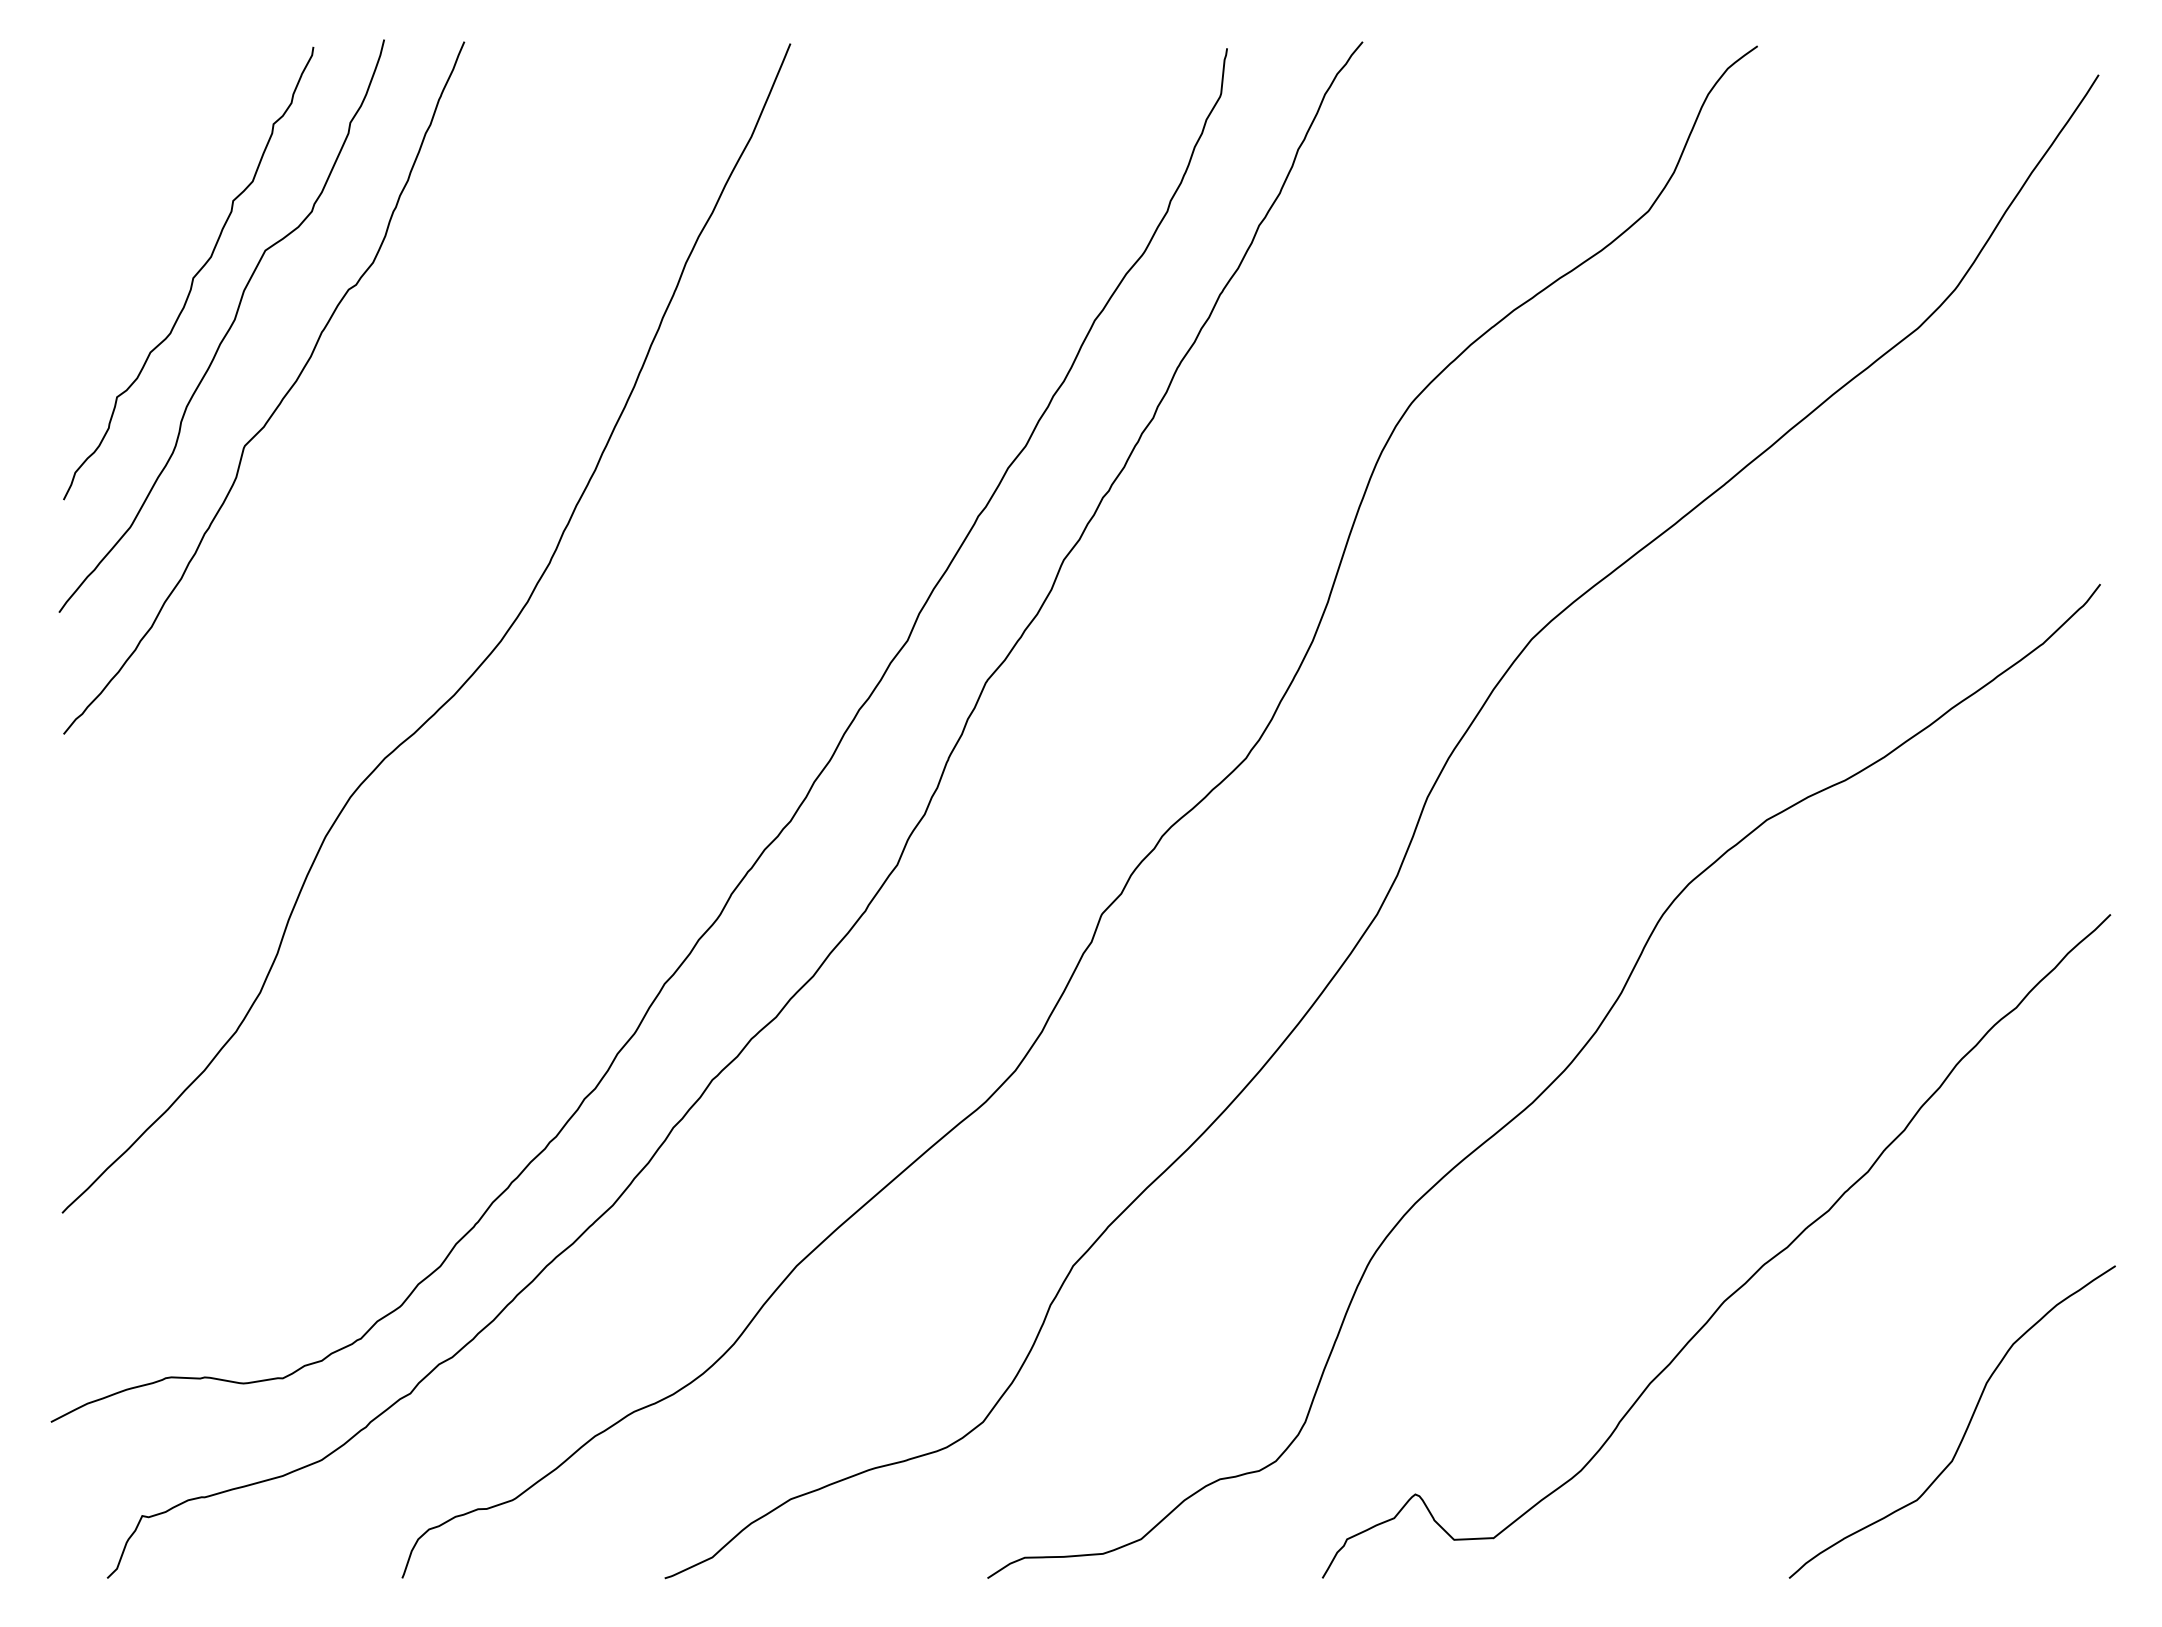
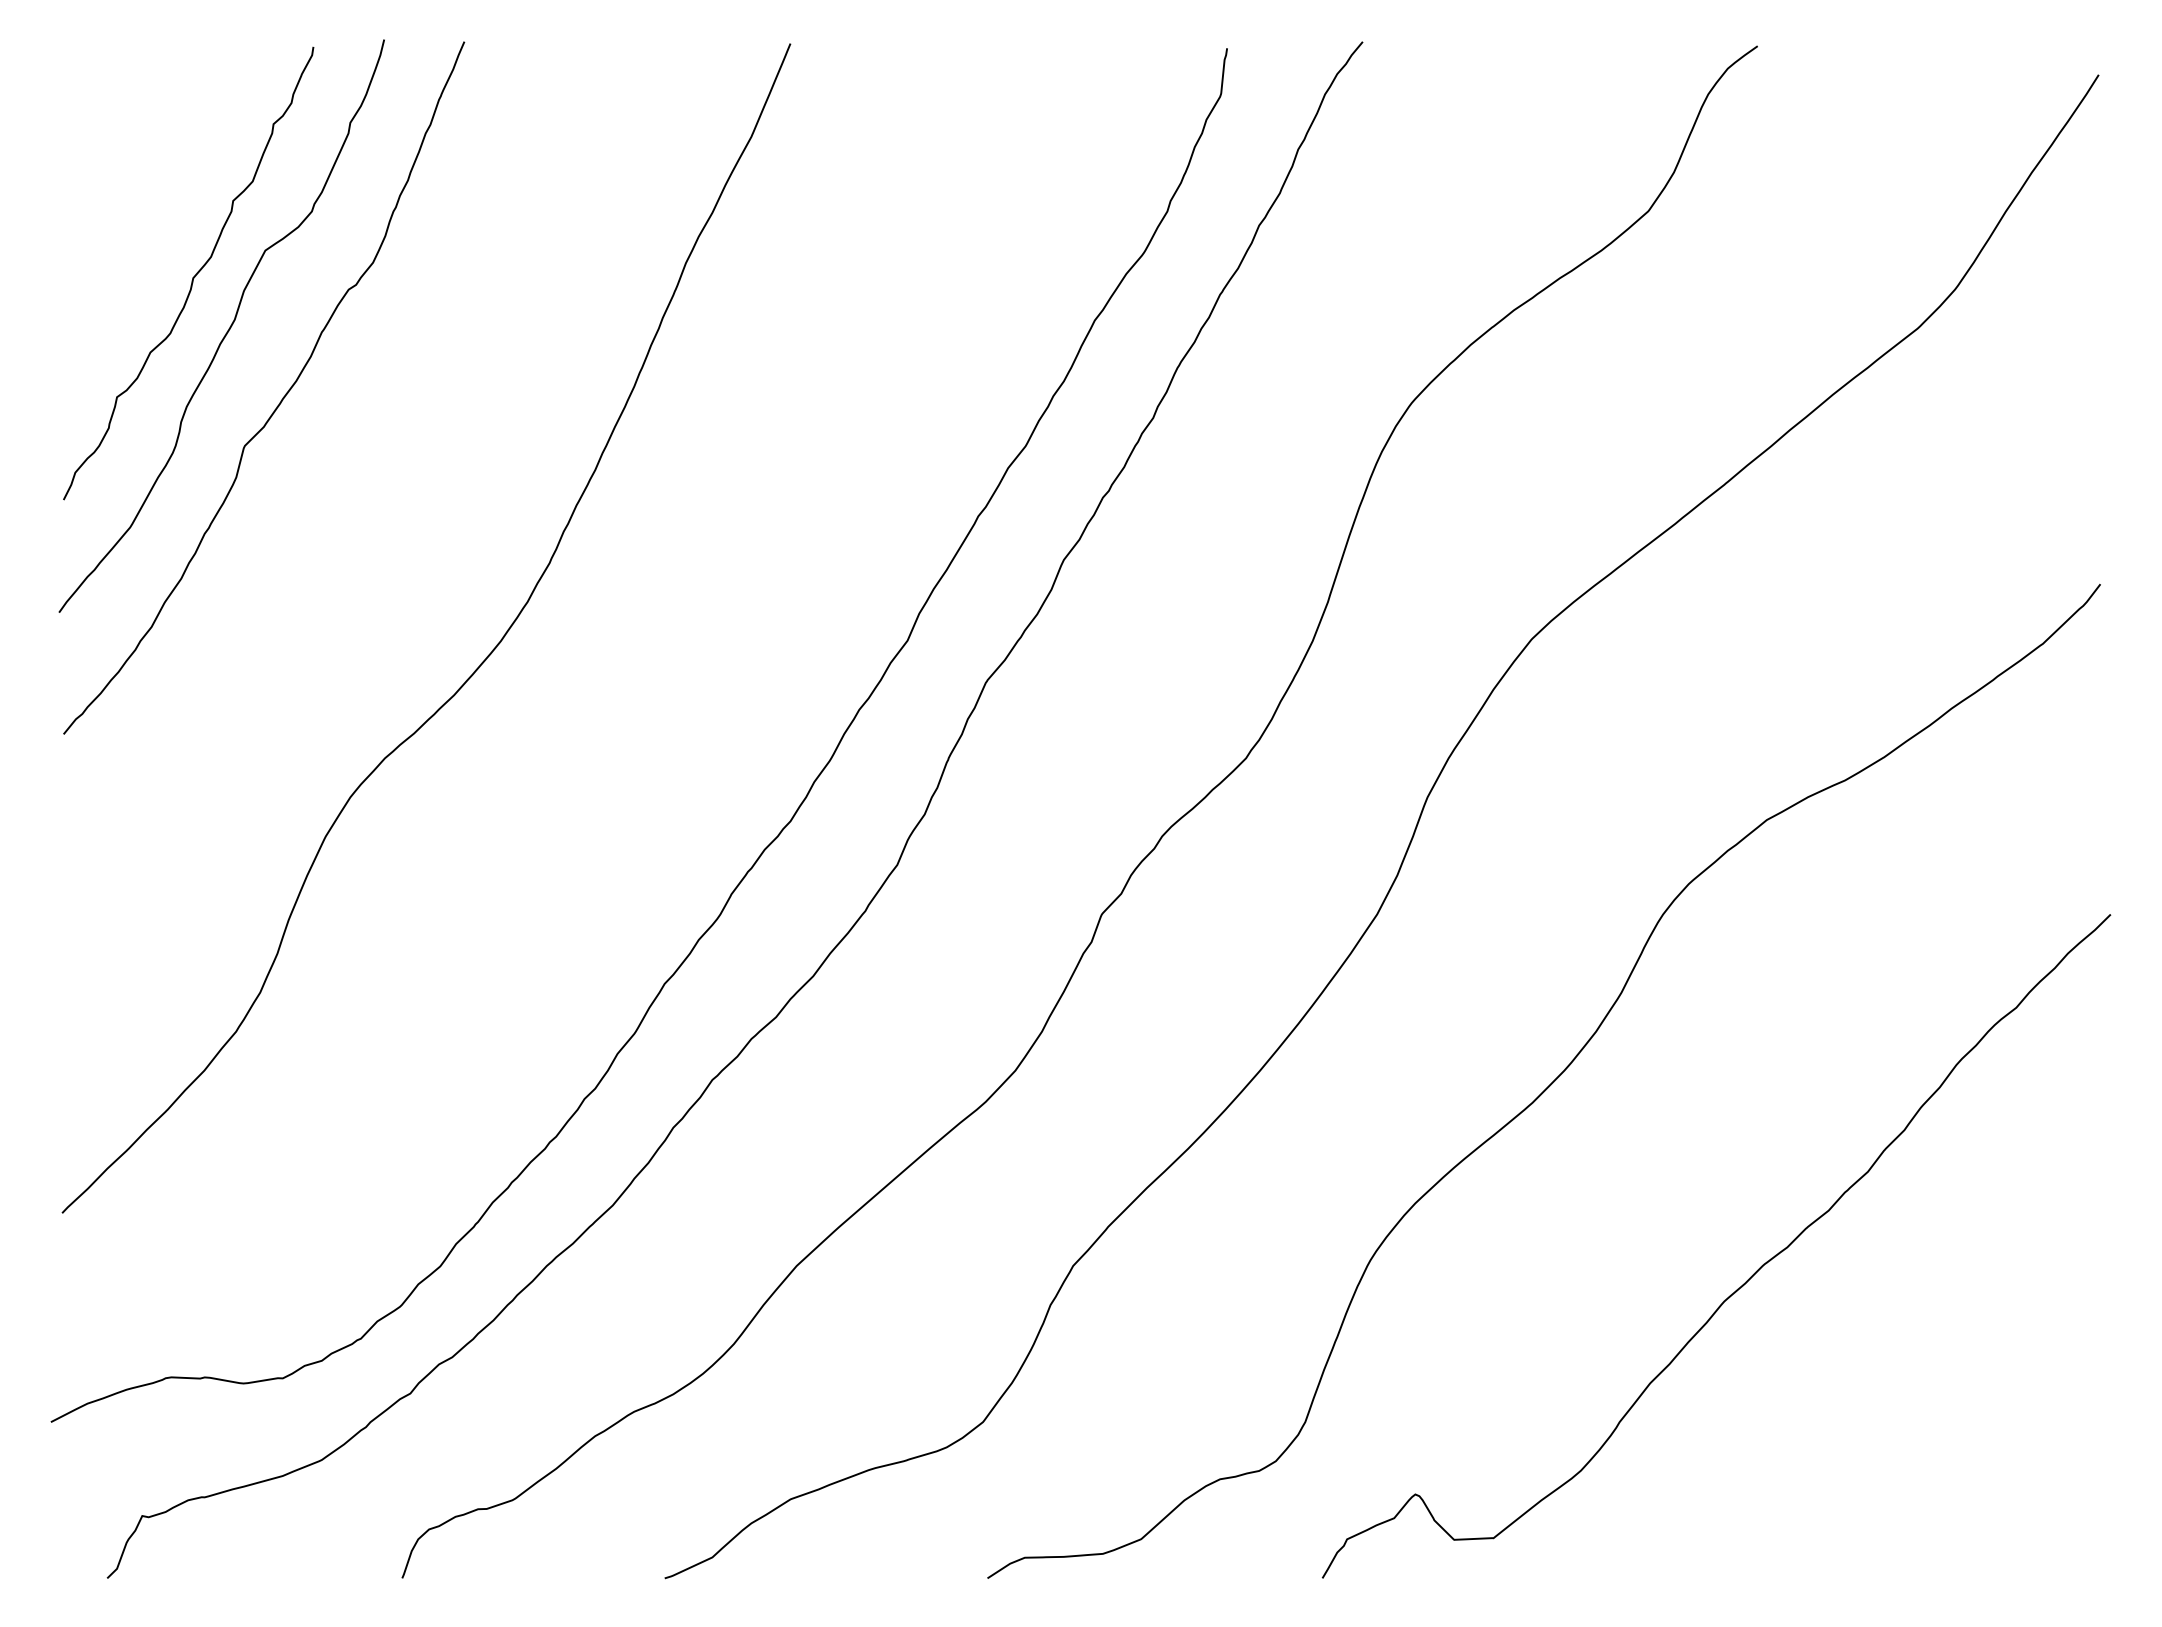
curve: present -> none (1965, 1429)
